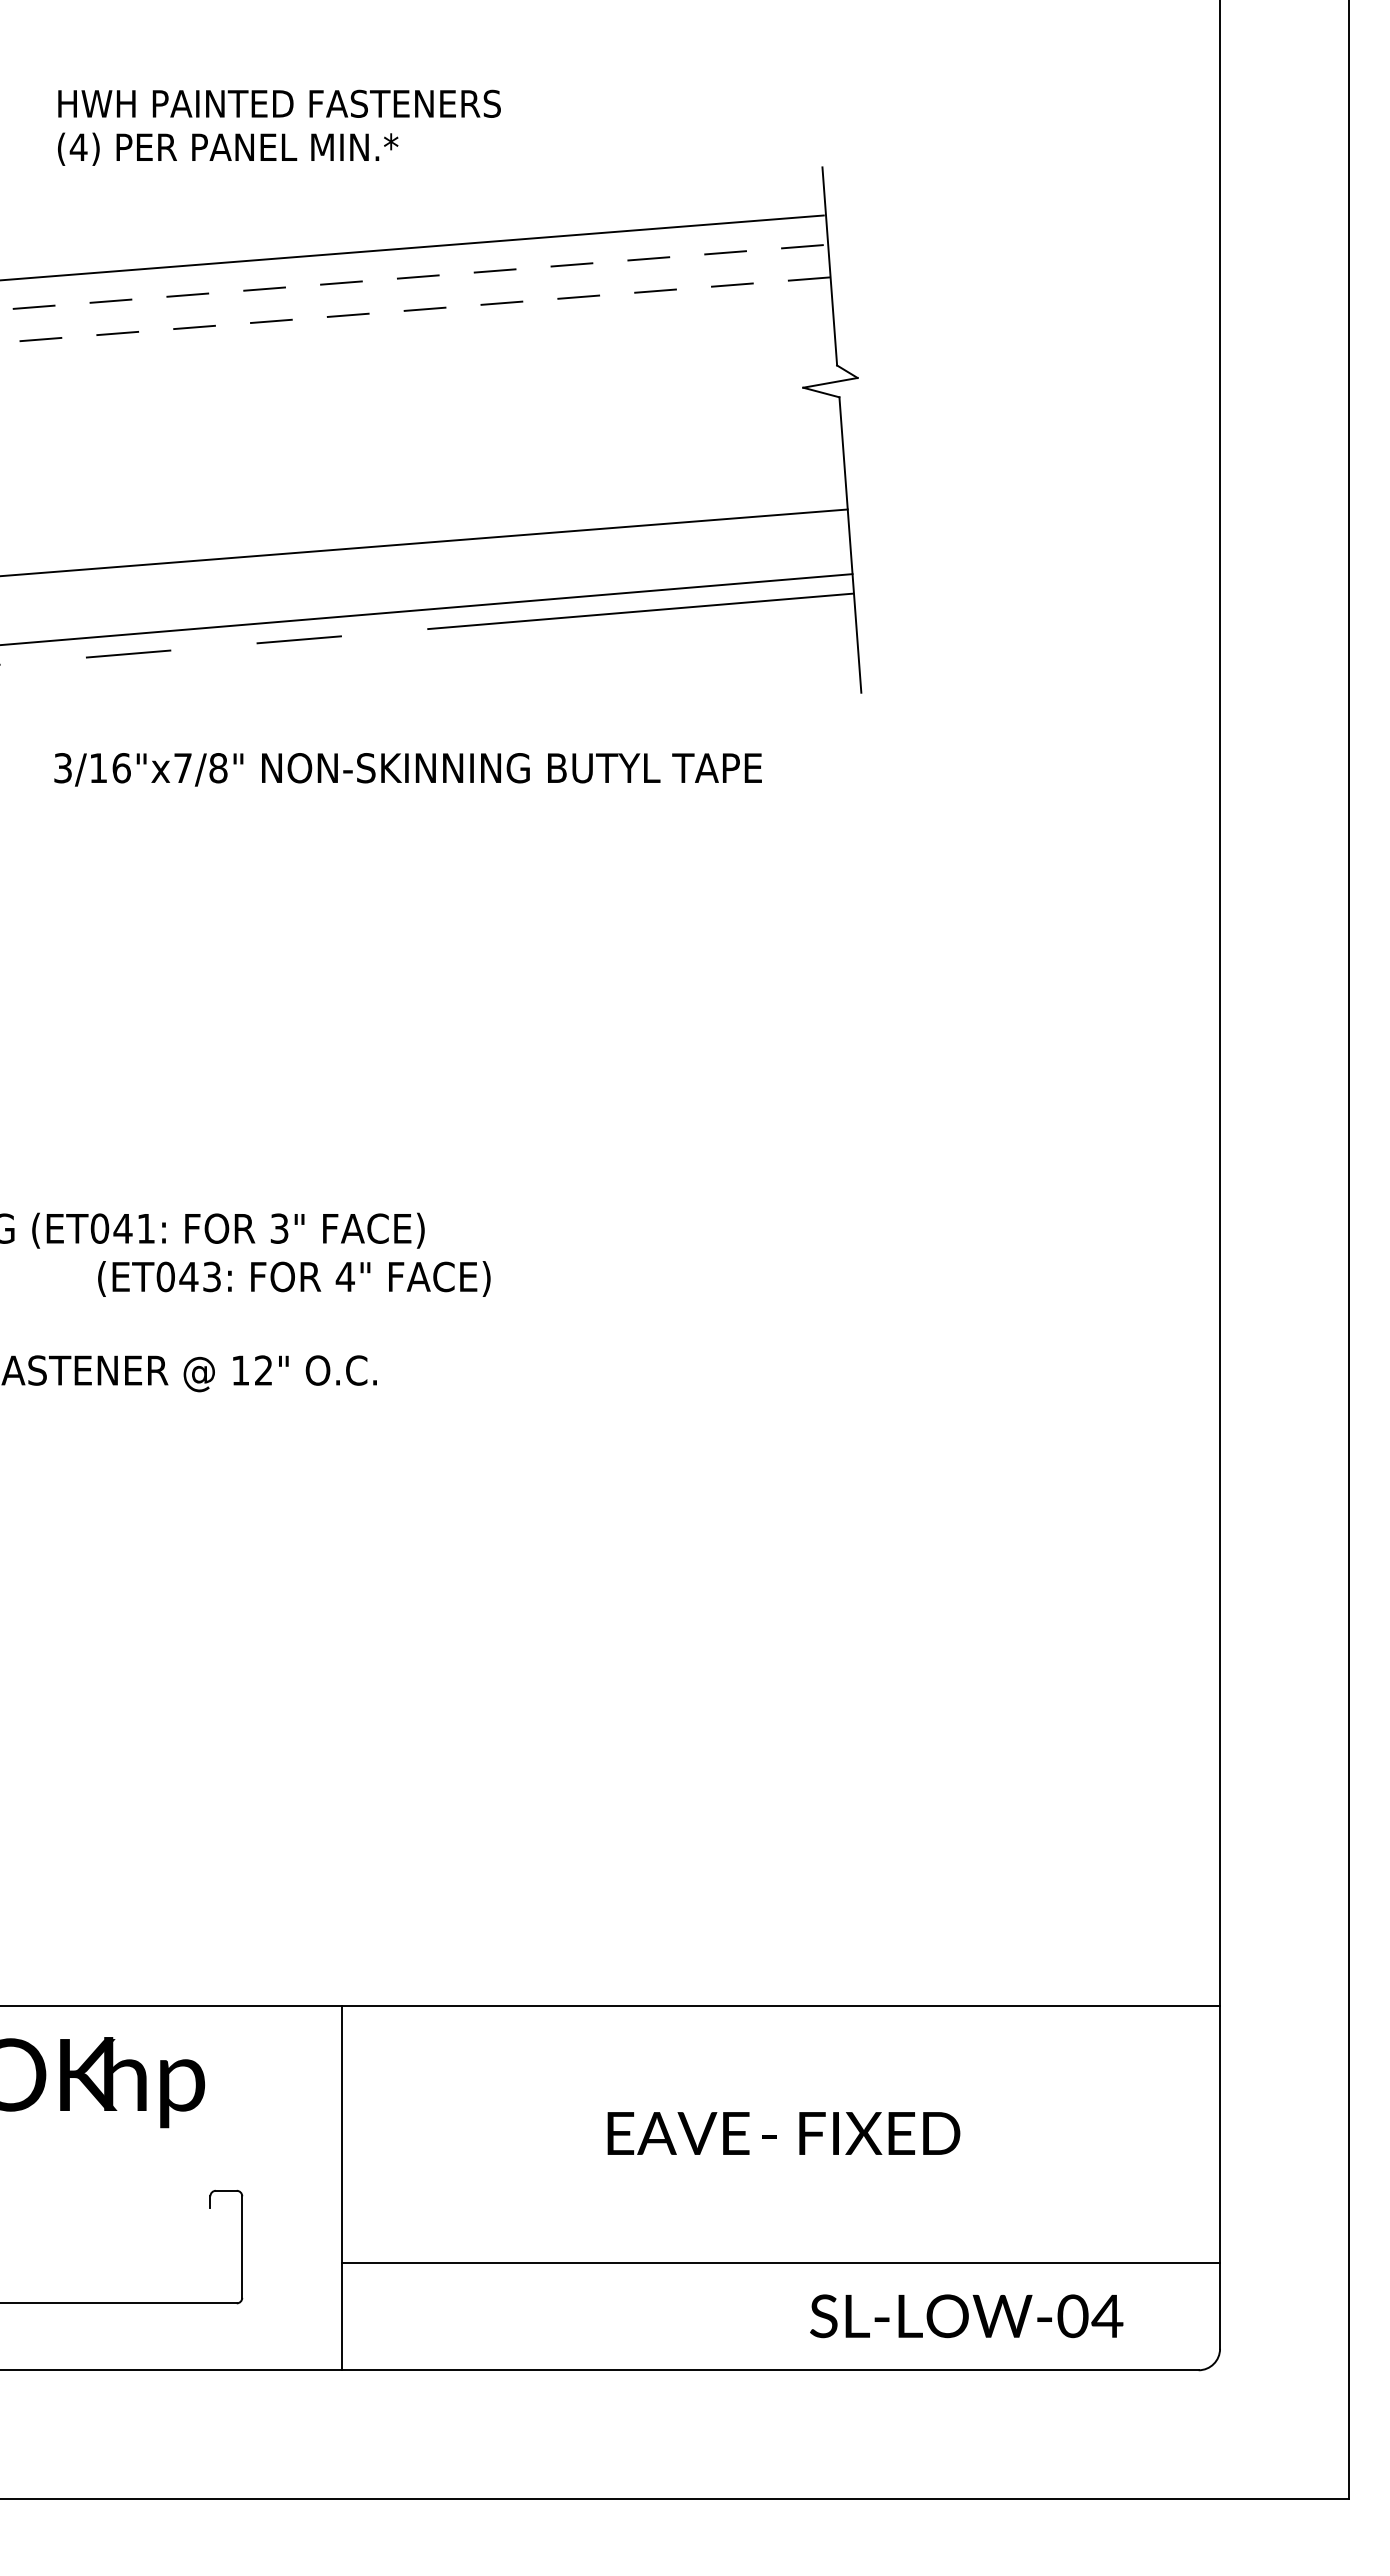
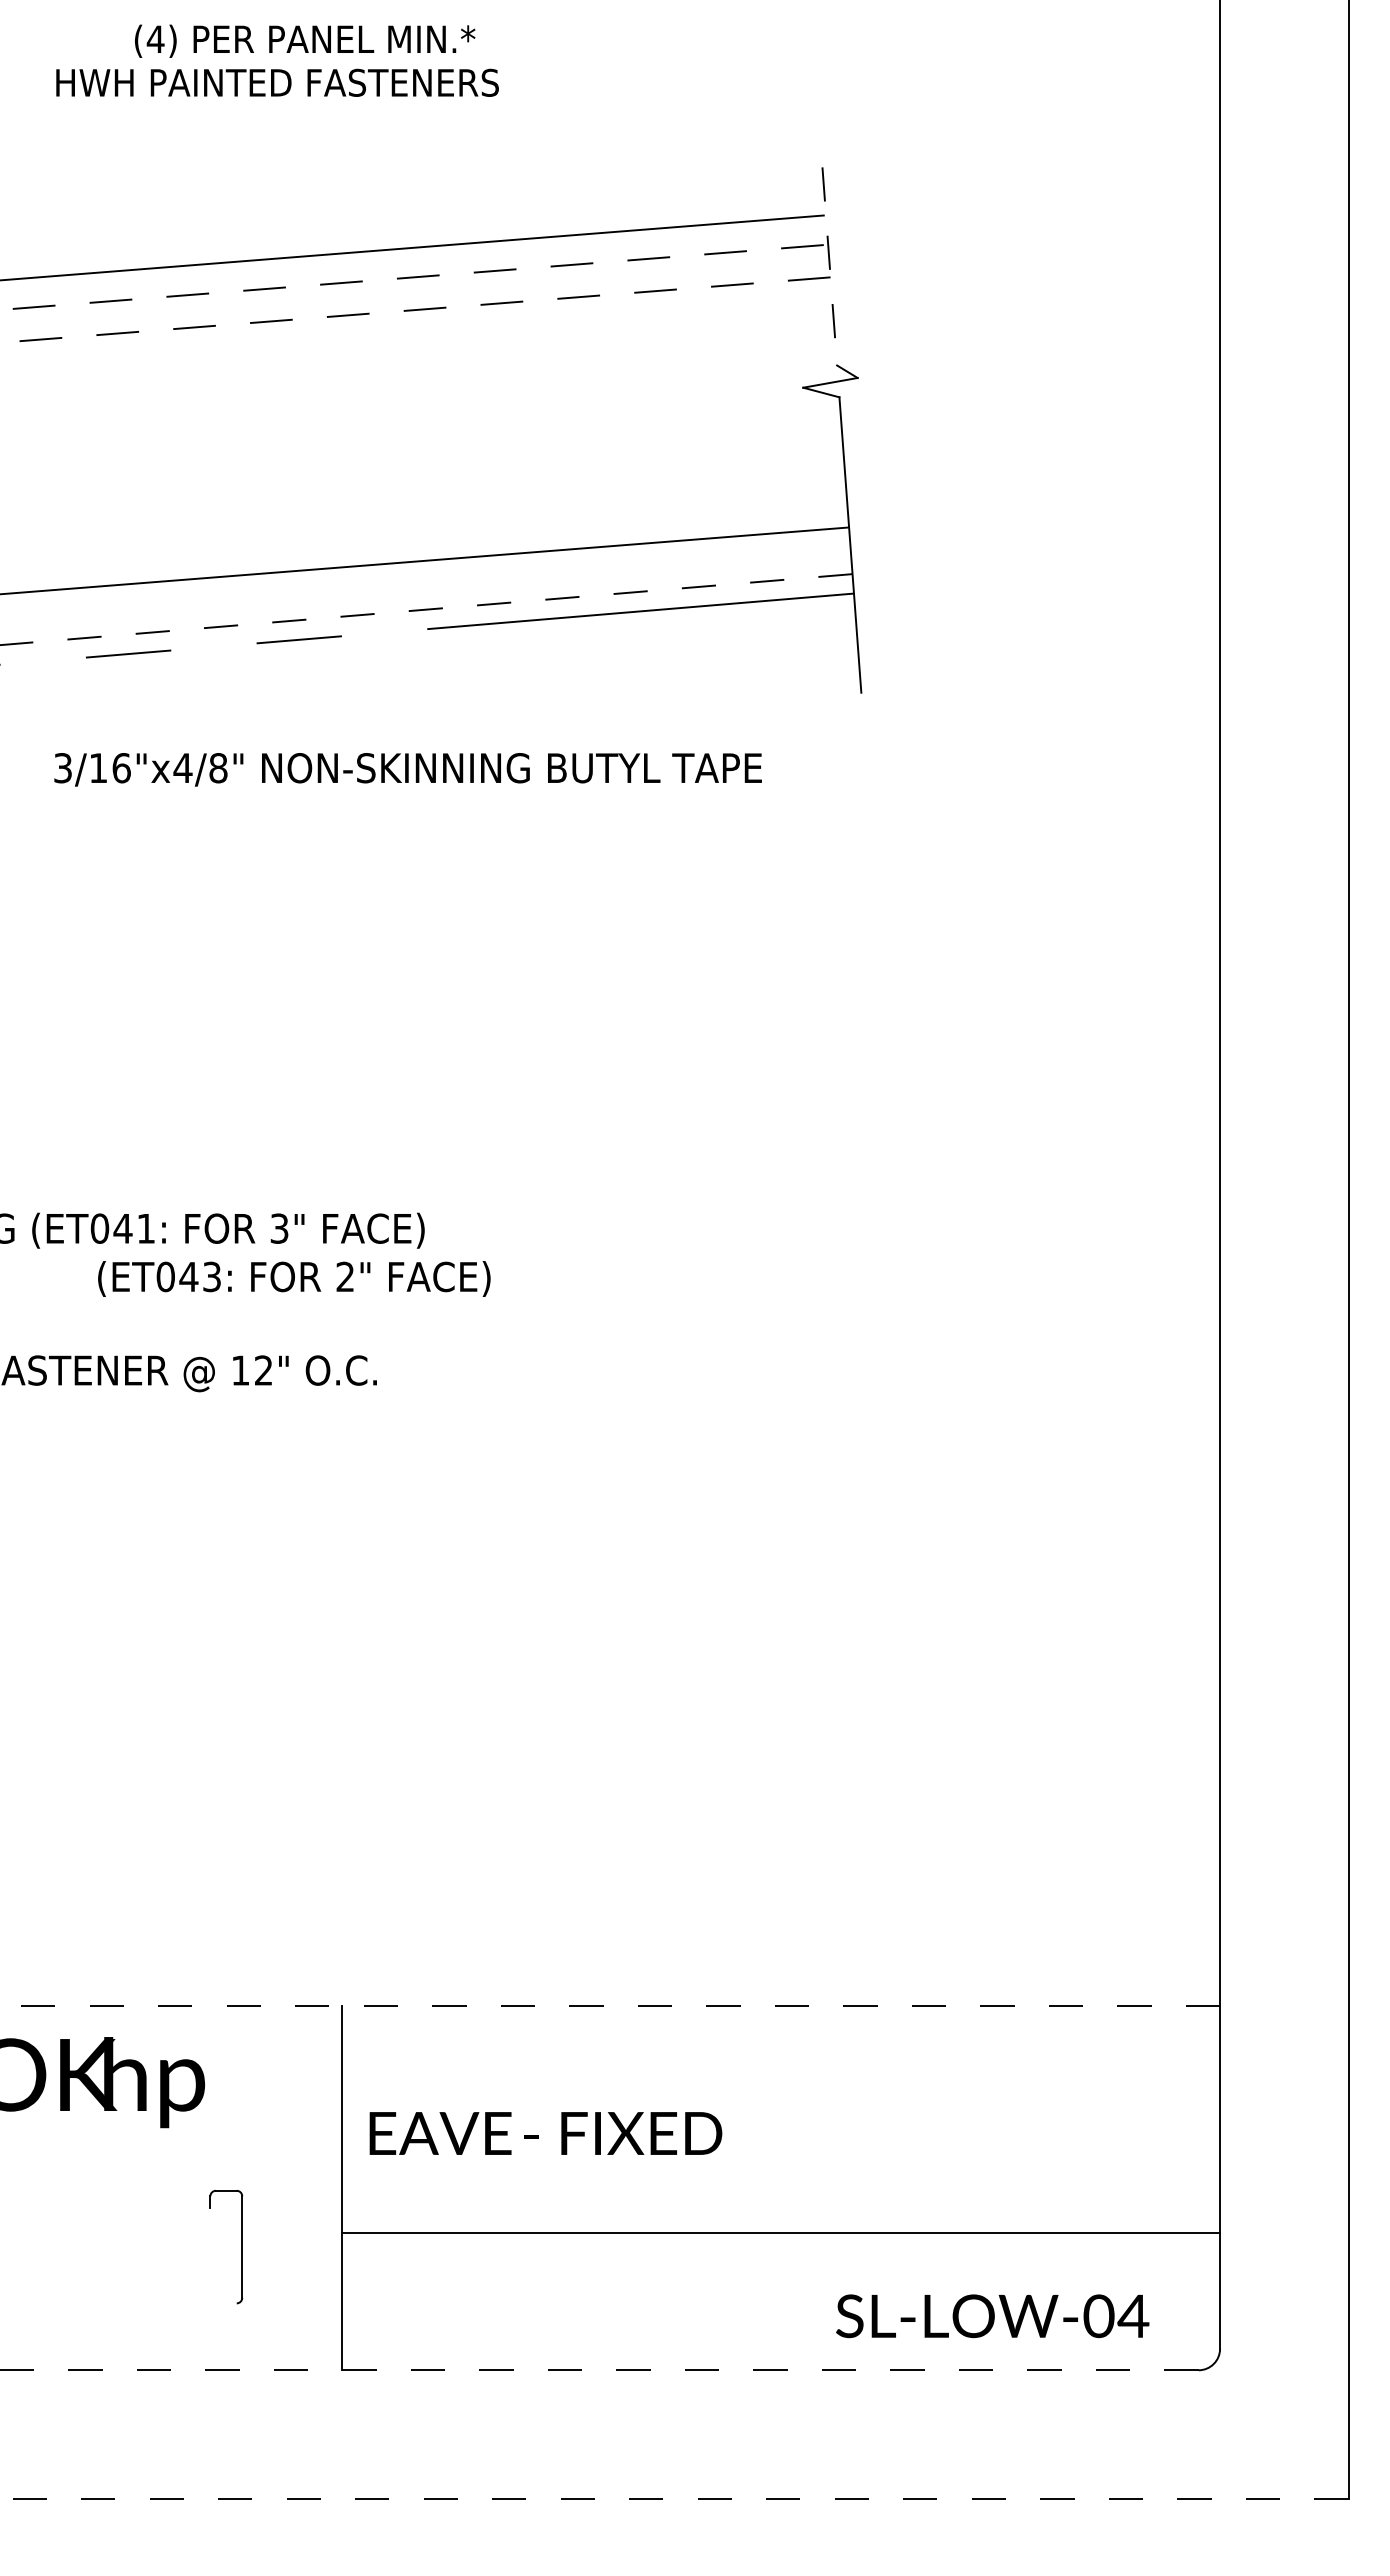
text position: (279, 103) -> (277, 82) (277, 82)
text position: (228, 148) -> (305, 40) (305, 40)
line: solid -> dashed (829, 266)
line position: (424, 542) -> (425, 560) (425, 560)
line: solid -> dashed (426, 609)
text: 3/16"x7/8" -> 3/16"x4/8" (182, 767)
text: 4" -> 2" (344, 1276)
line: solid -> dashed (610, 2006)
text position: (783, 2133) -> (545, 2133) (545, 2133)
line position: (781, 2263) -> (781, 2233) (781, 2233)
line: present -> none (119, 2303)
text position: (966, 2316) -> (992, 2316) (992, 2316)
line: solid -> dashed (599, 2370)
line: solid -> dashed (674, 2498)
